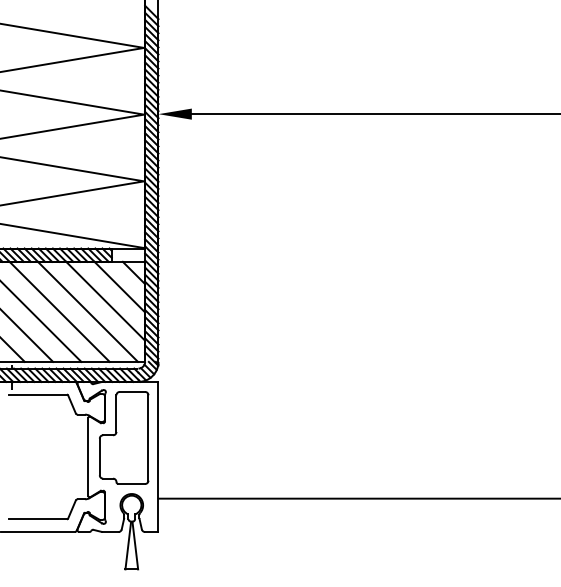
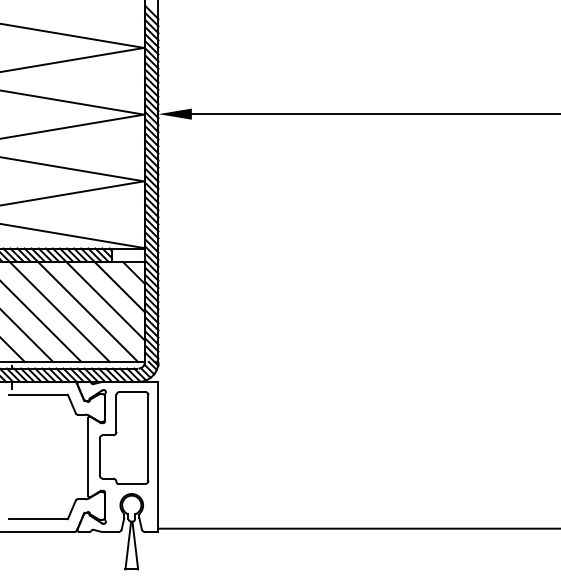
line position: (357, 498) -> (357, 528) (357, 528)
